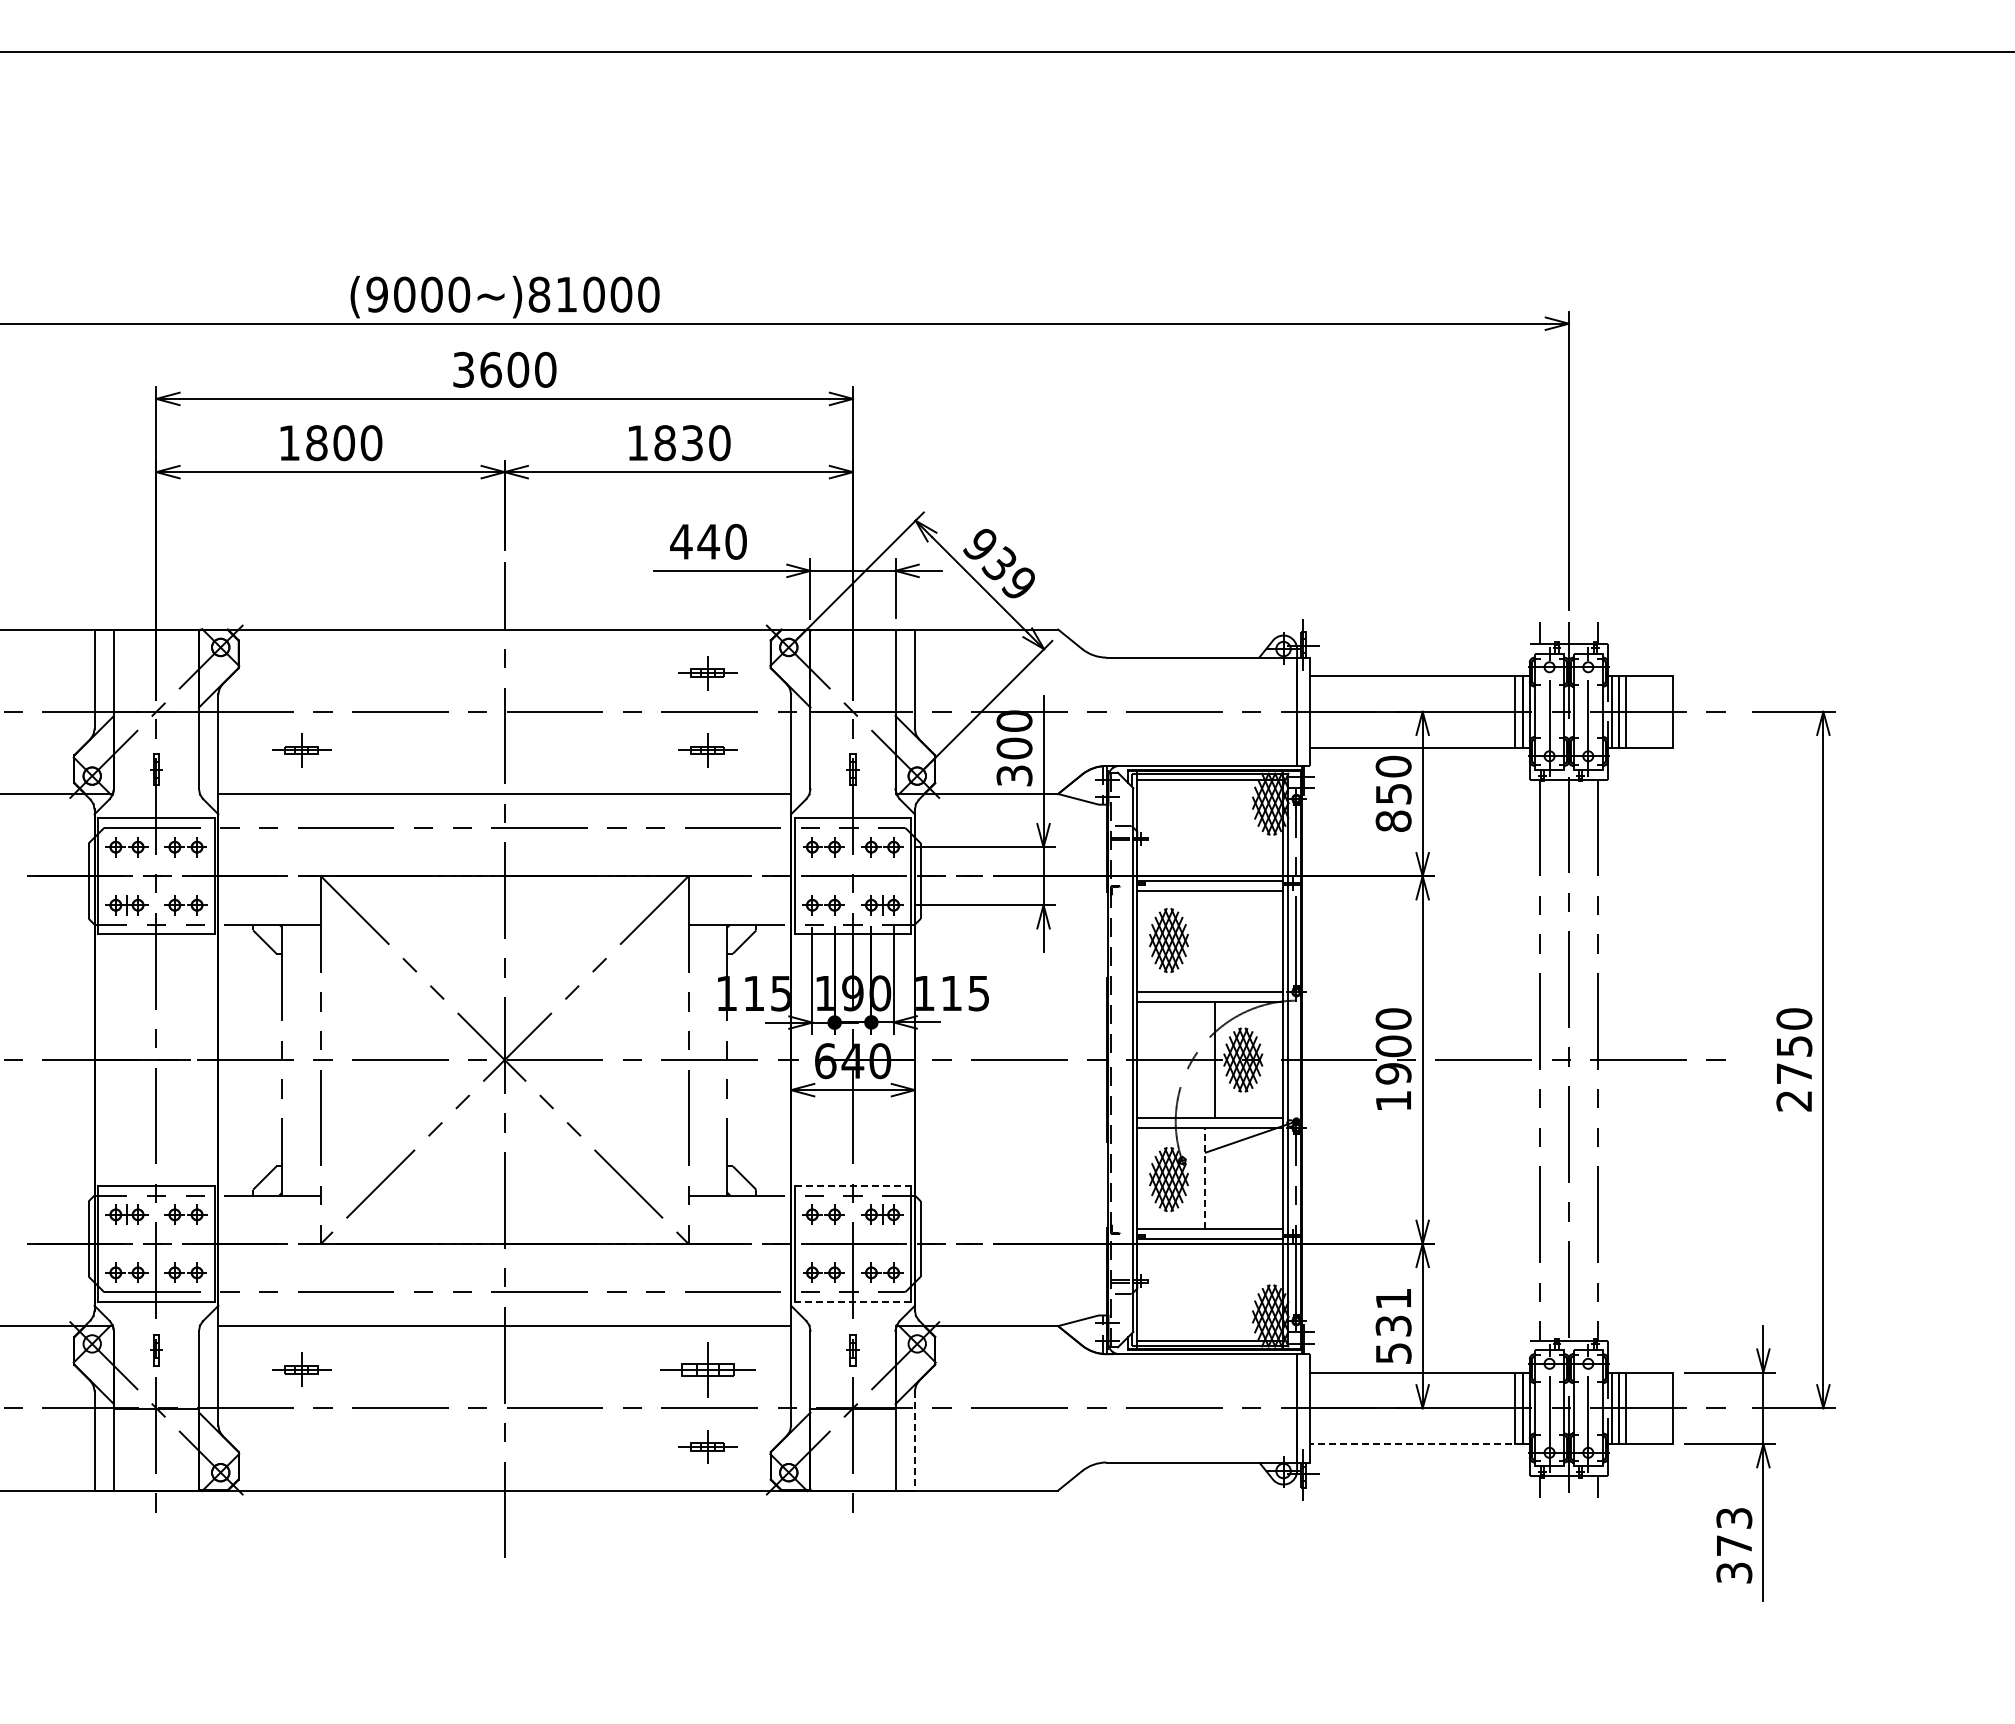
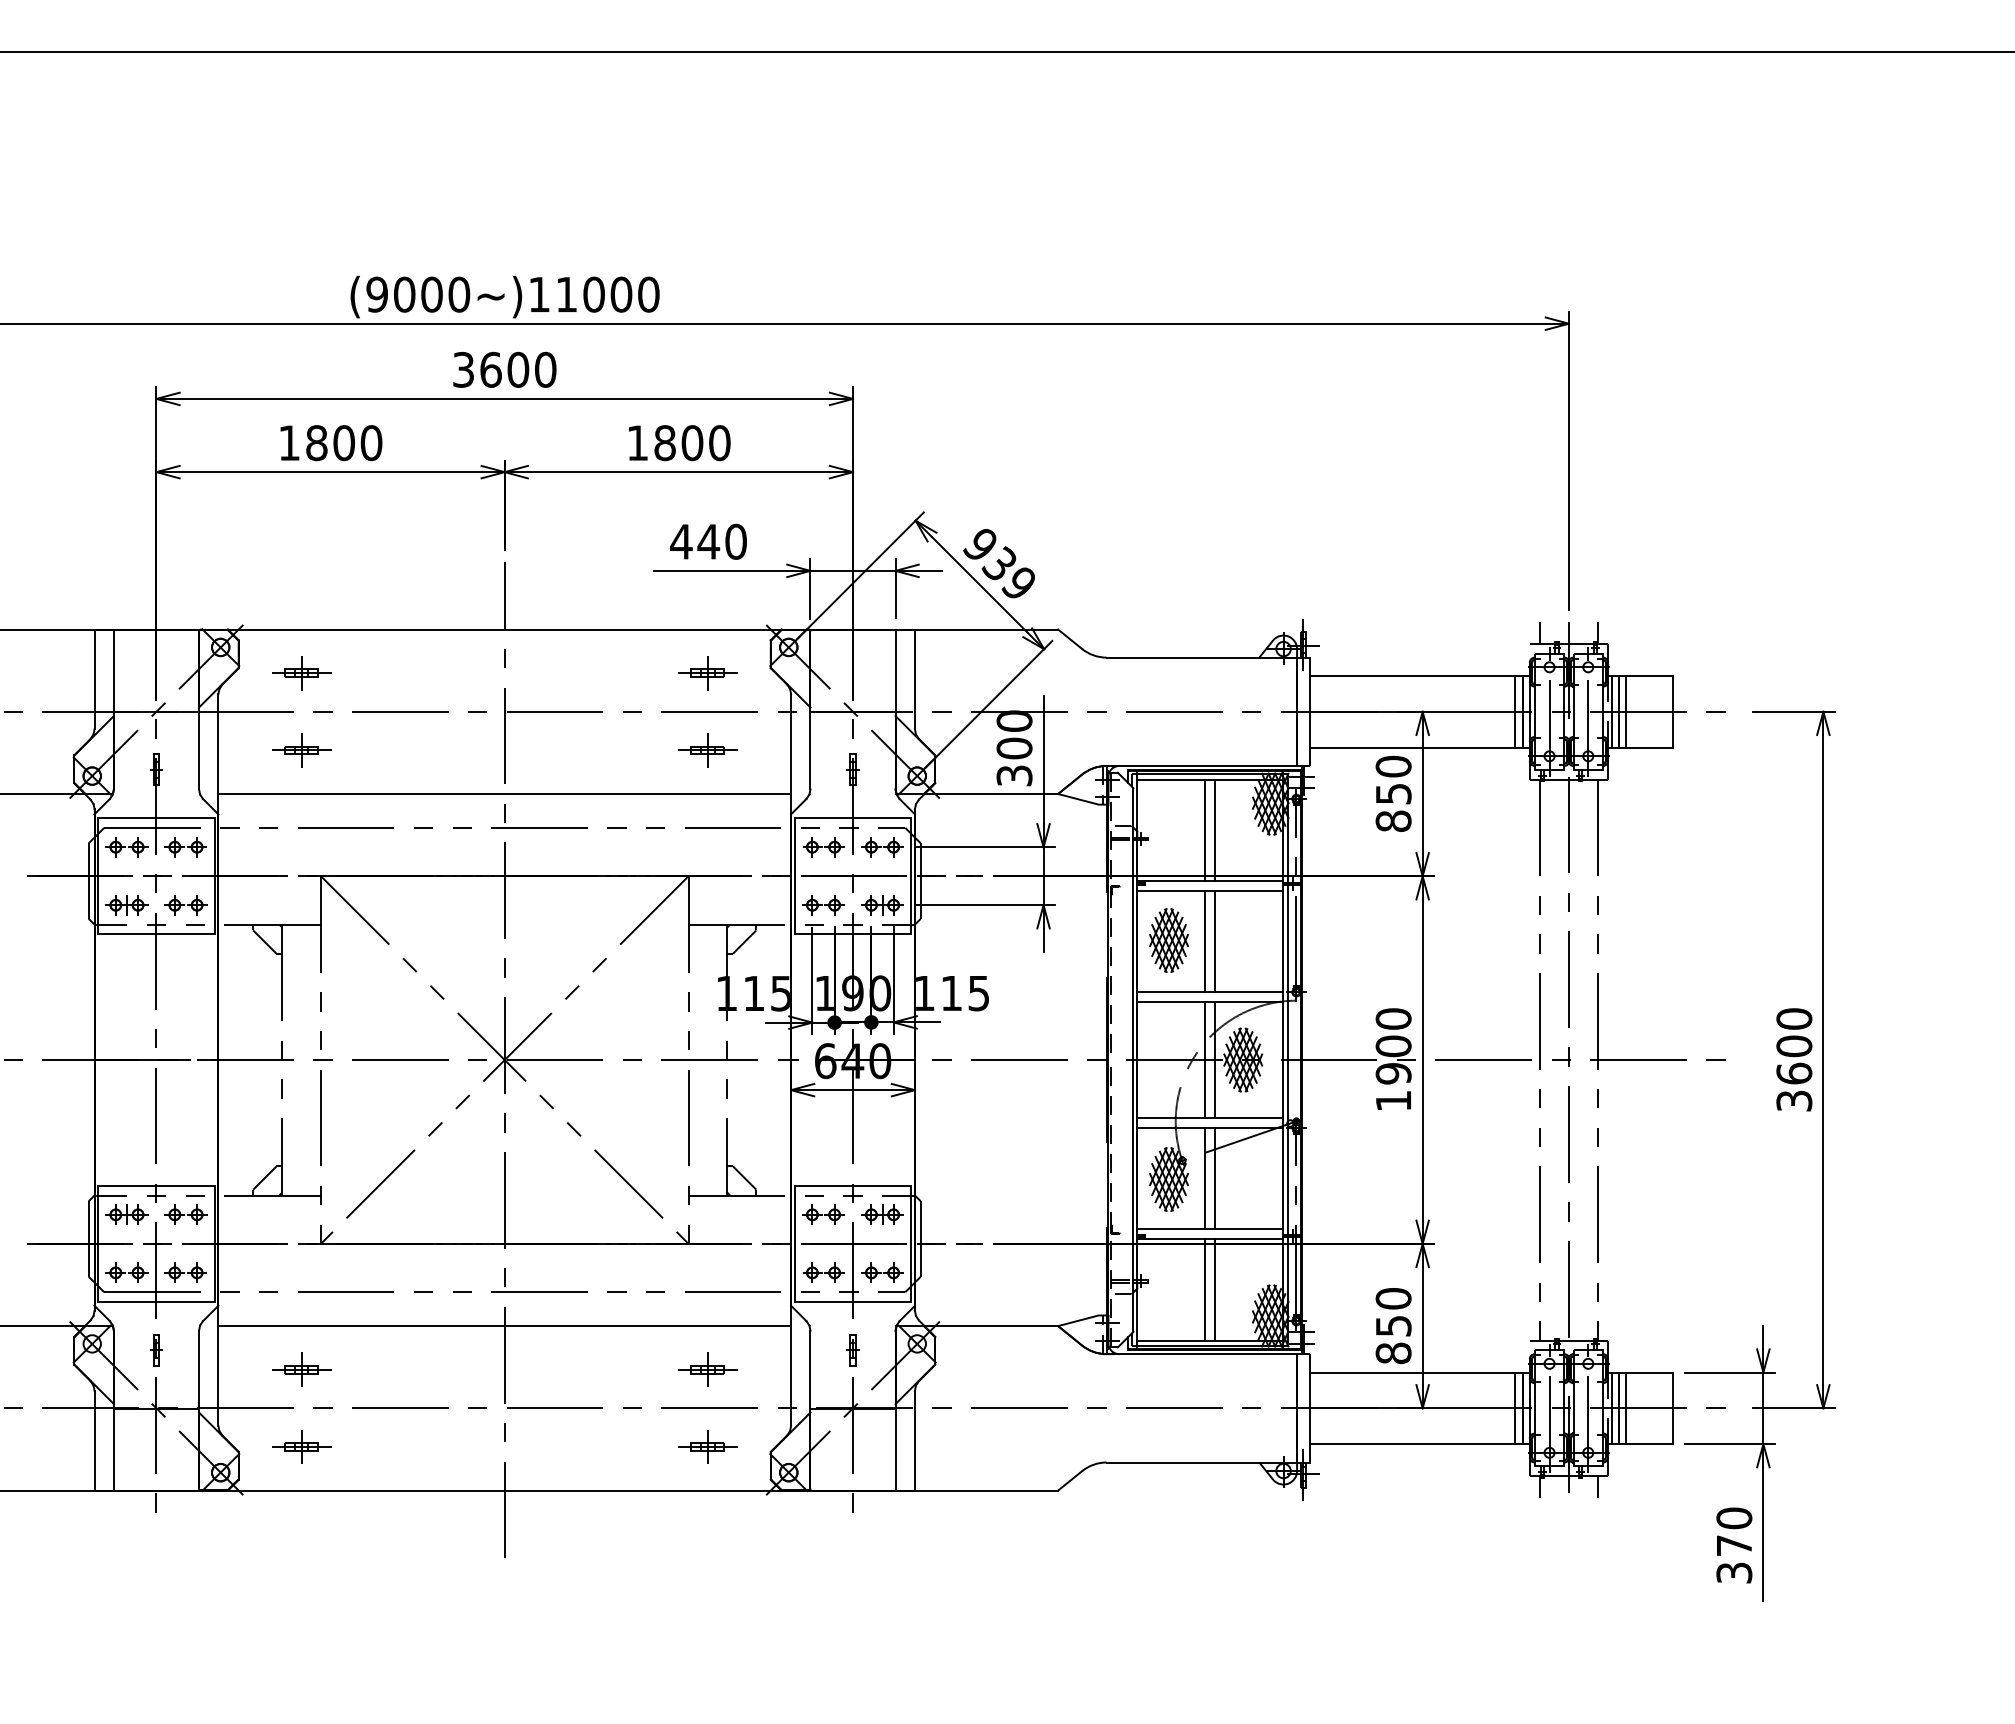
text: (9000~)81000 -> (9000~)11000 (539, 294)
text: 1830 -> 1800 (692, 443)
part: none -> present (301, 673)
line: none -> present (1205, 830)
line: none -> present (1214, 830)
line: none -> present (1205, 941)
line: none -> present (1214, 941)
line: none -> present (1205, 1060)
text: 2750 -> 3600 (1794, 1073)
line: dashed -> solid (1205, 1178)
line: none -> present (1214, 1178)
line: dashed -> solid (853, 1185)
line: none -> present (1205, 1289)
line: none -> present (1214, 1289)
line: dashed -> solid (852, 1301)
text: 531 -> 850 (1393, 1326)
part size: 96x56 px -> 60x35 px (707, 1369)
line: dashed -> solid (914, 1440)
line: dashed -> solid (1415, 1444)
part: none -> present (301, 1446)
text: 373 -> 370 (1734, 1518)
